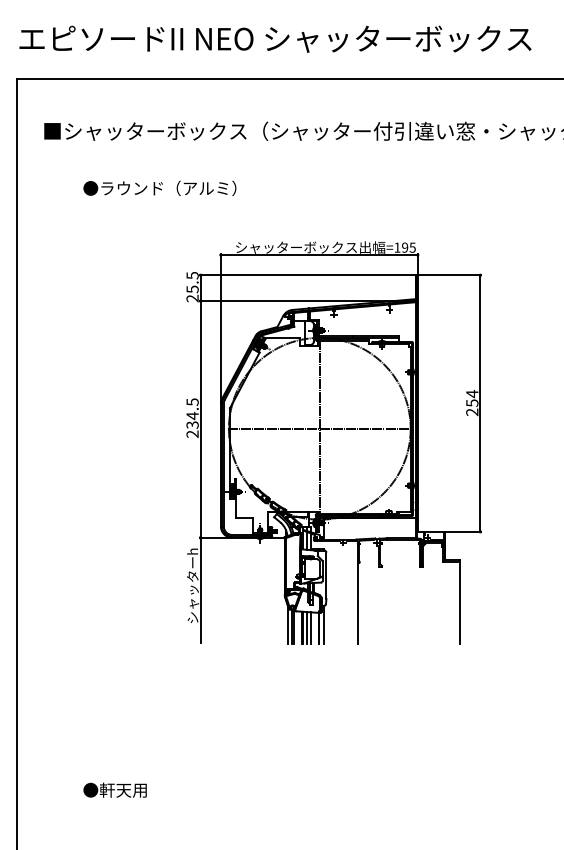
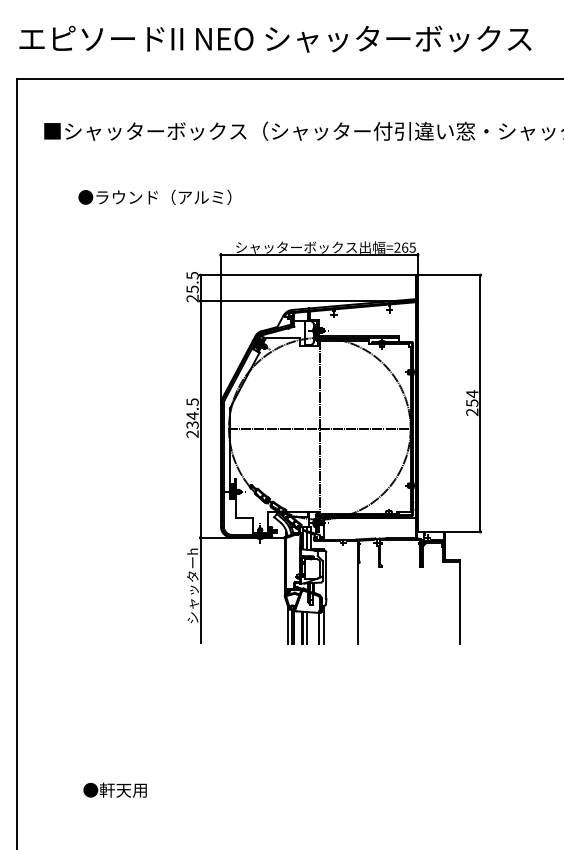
text position: (159, 187) -> (154, 196) (154, 196)
text: =195 -> =265 (401, 247)
line: present -> none (311, 627)
